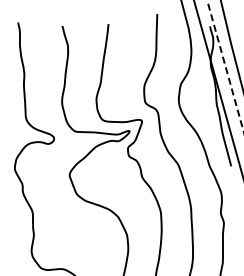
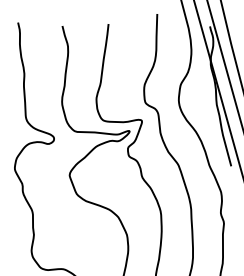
line: dashed -> solid (225, 67)
